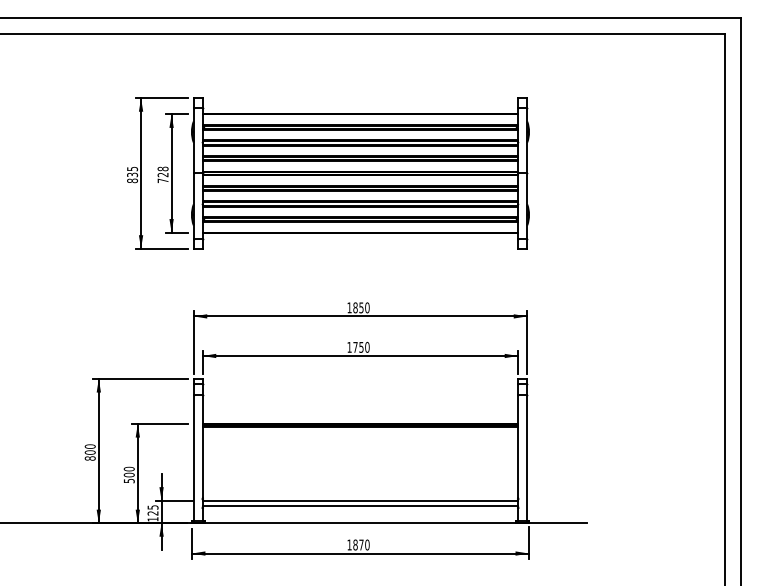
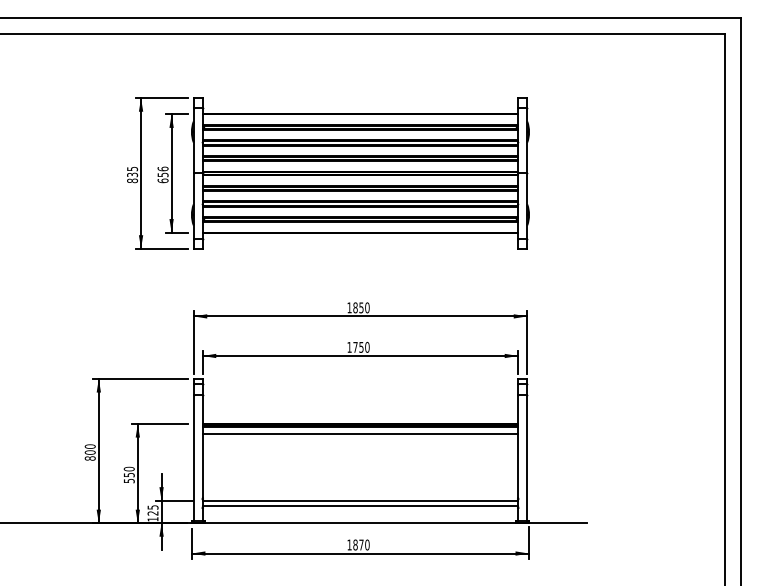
text: 728 -> 656 (162, 174)
line: none -> present (360, 434)
text: 500 -> 550 (128, 474)
